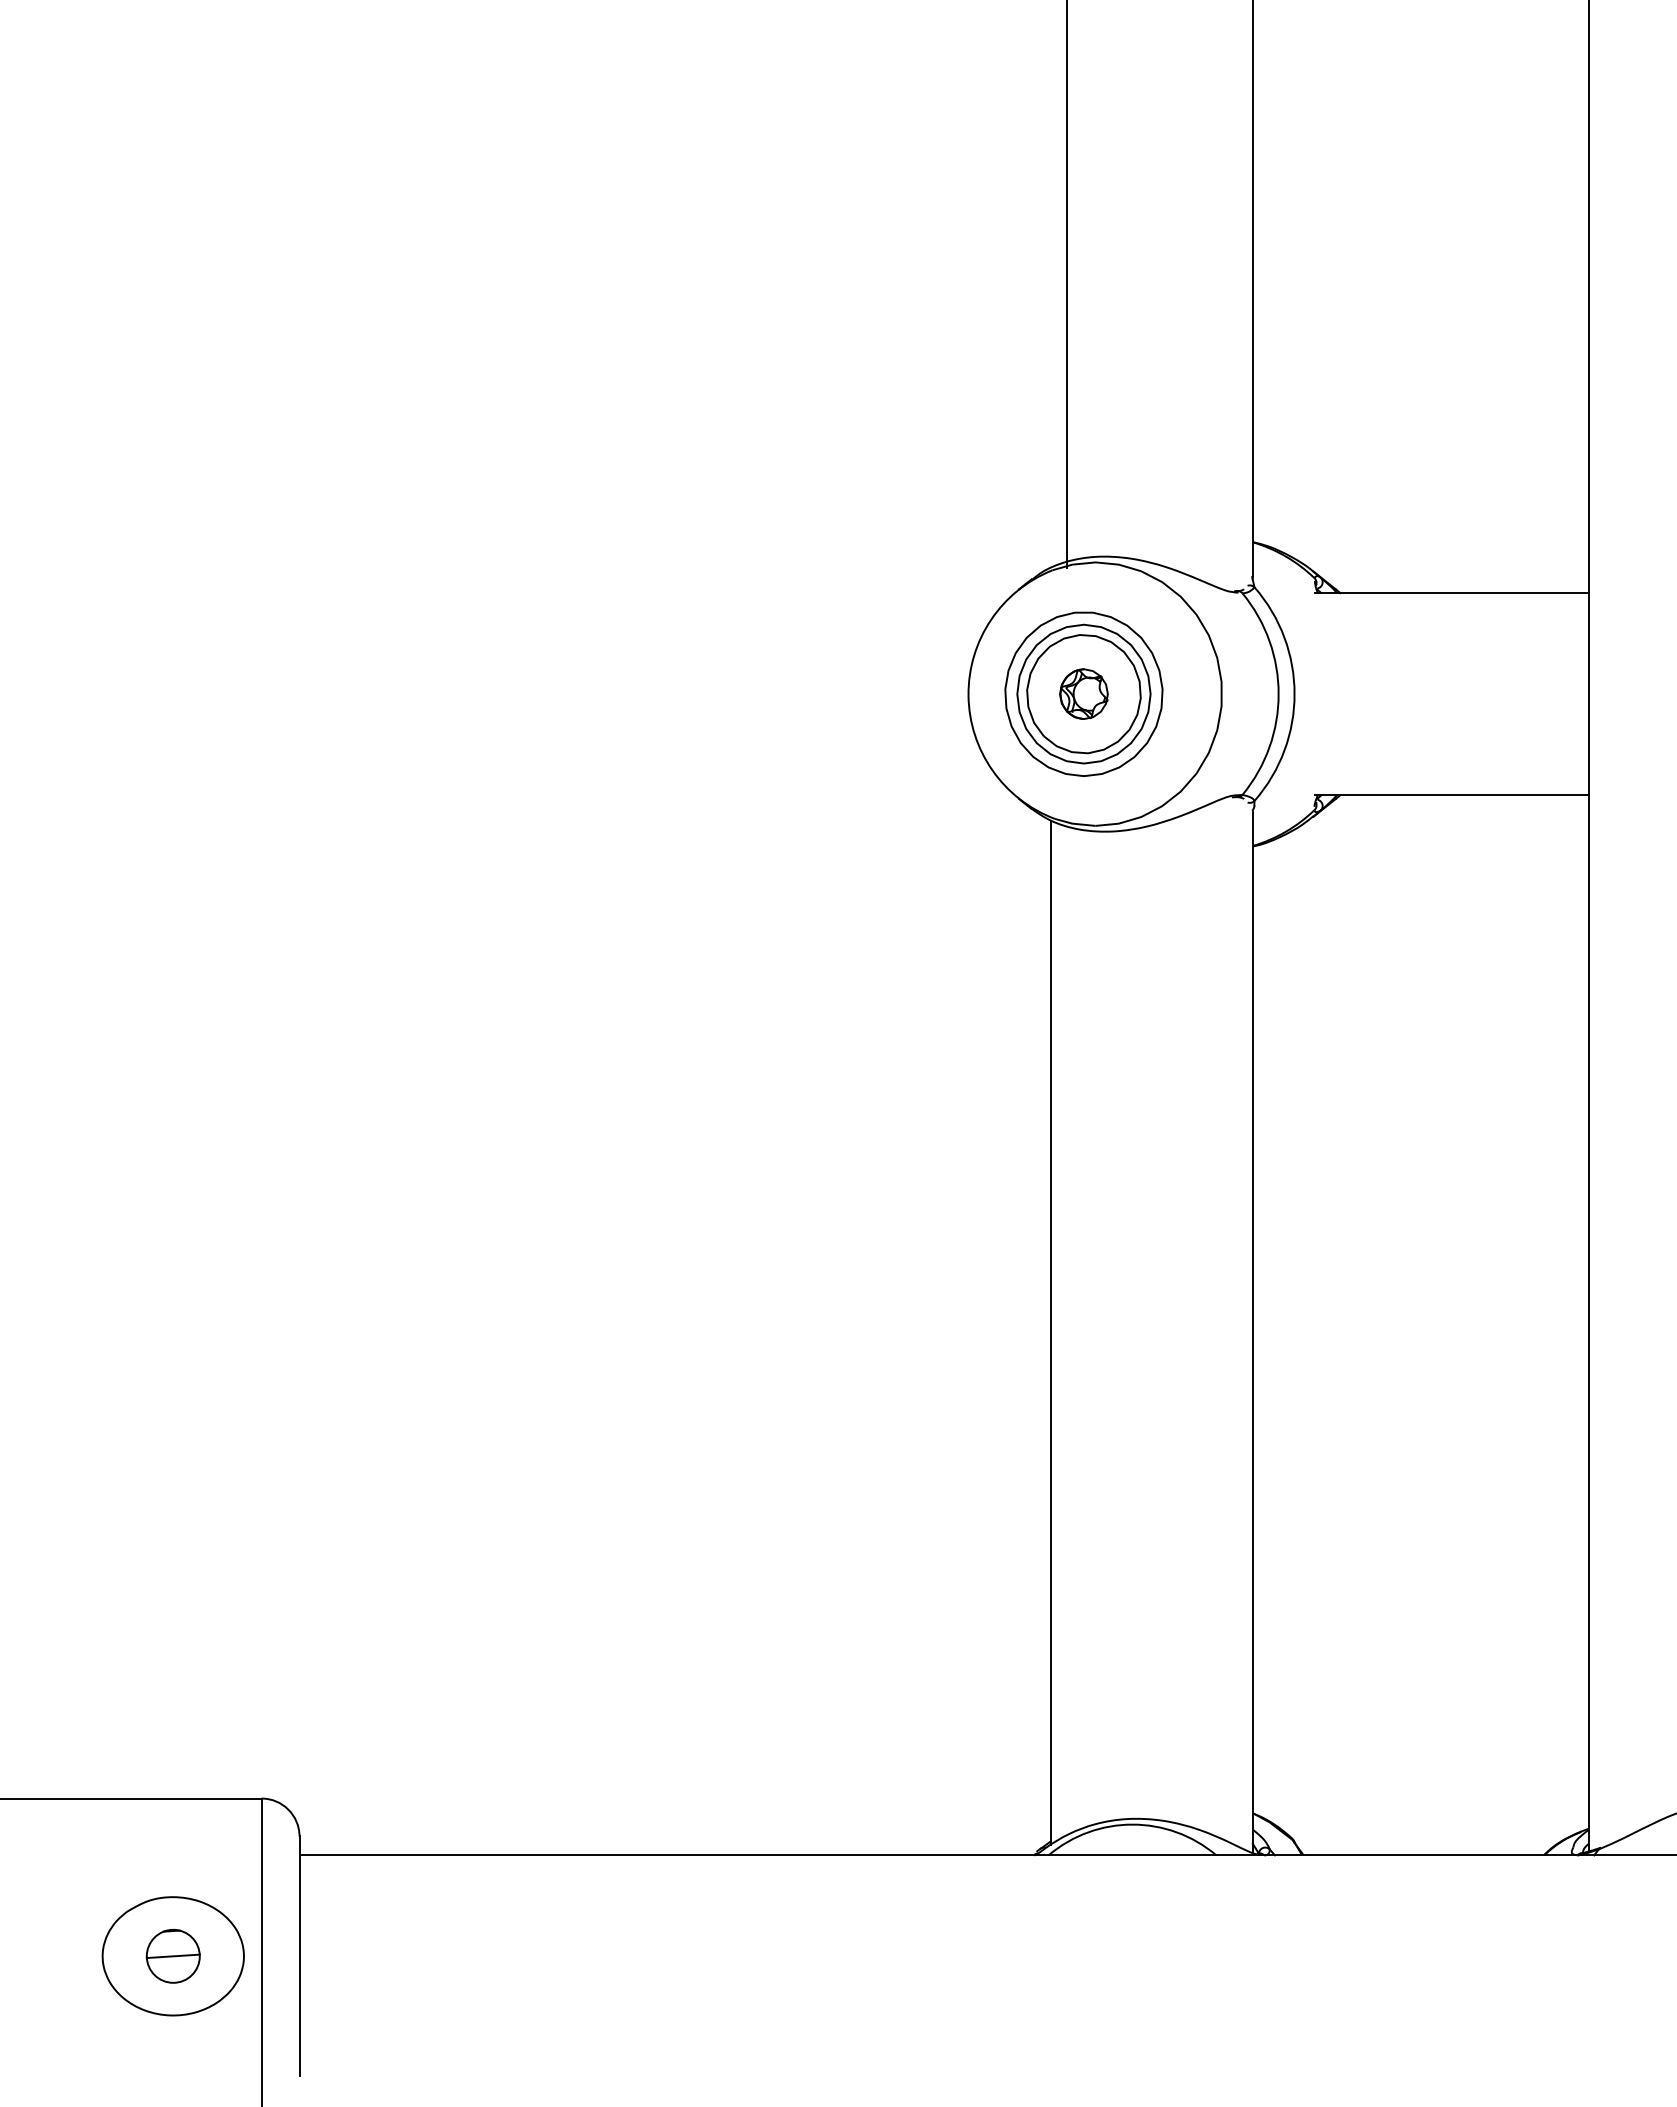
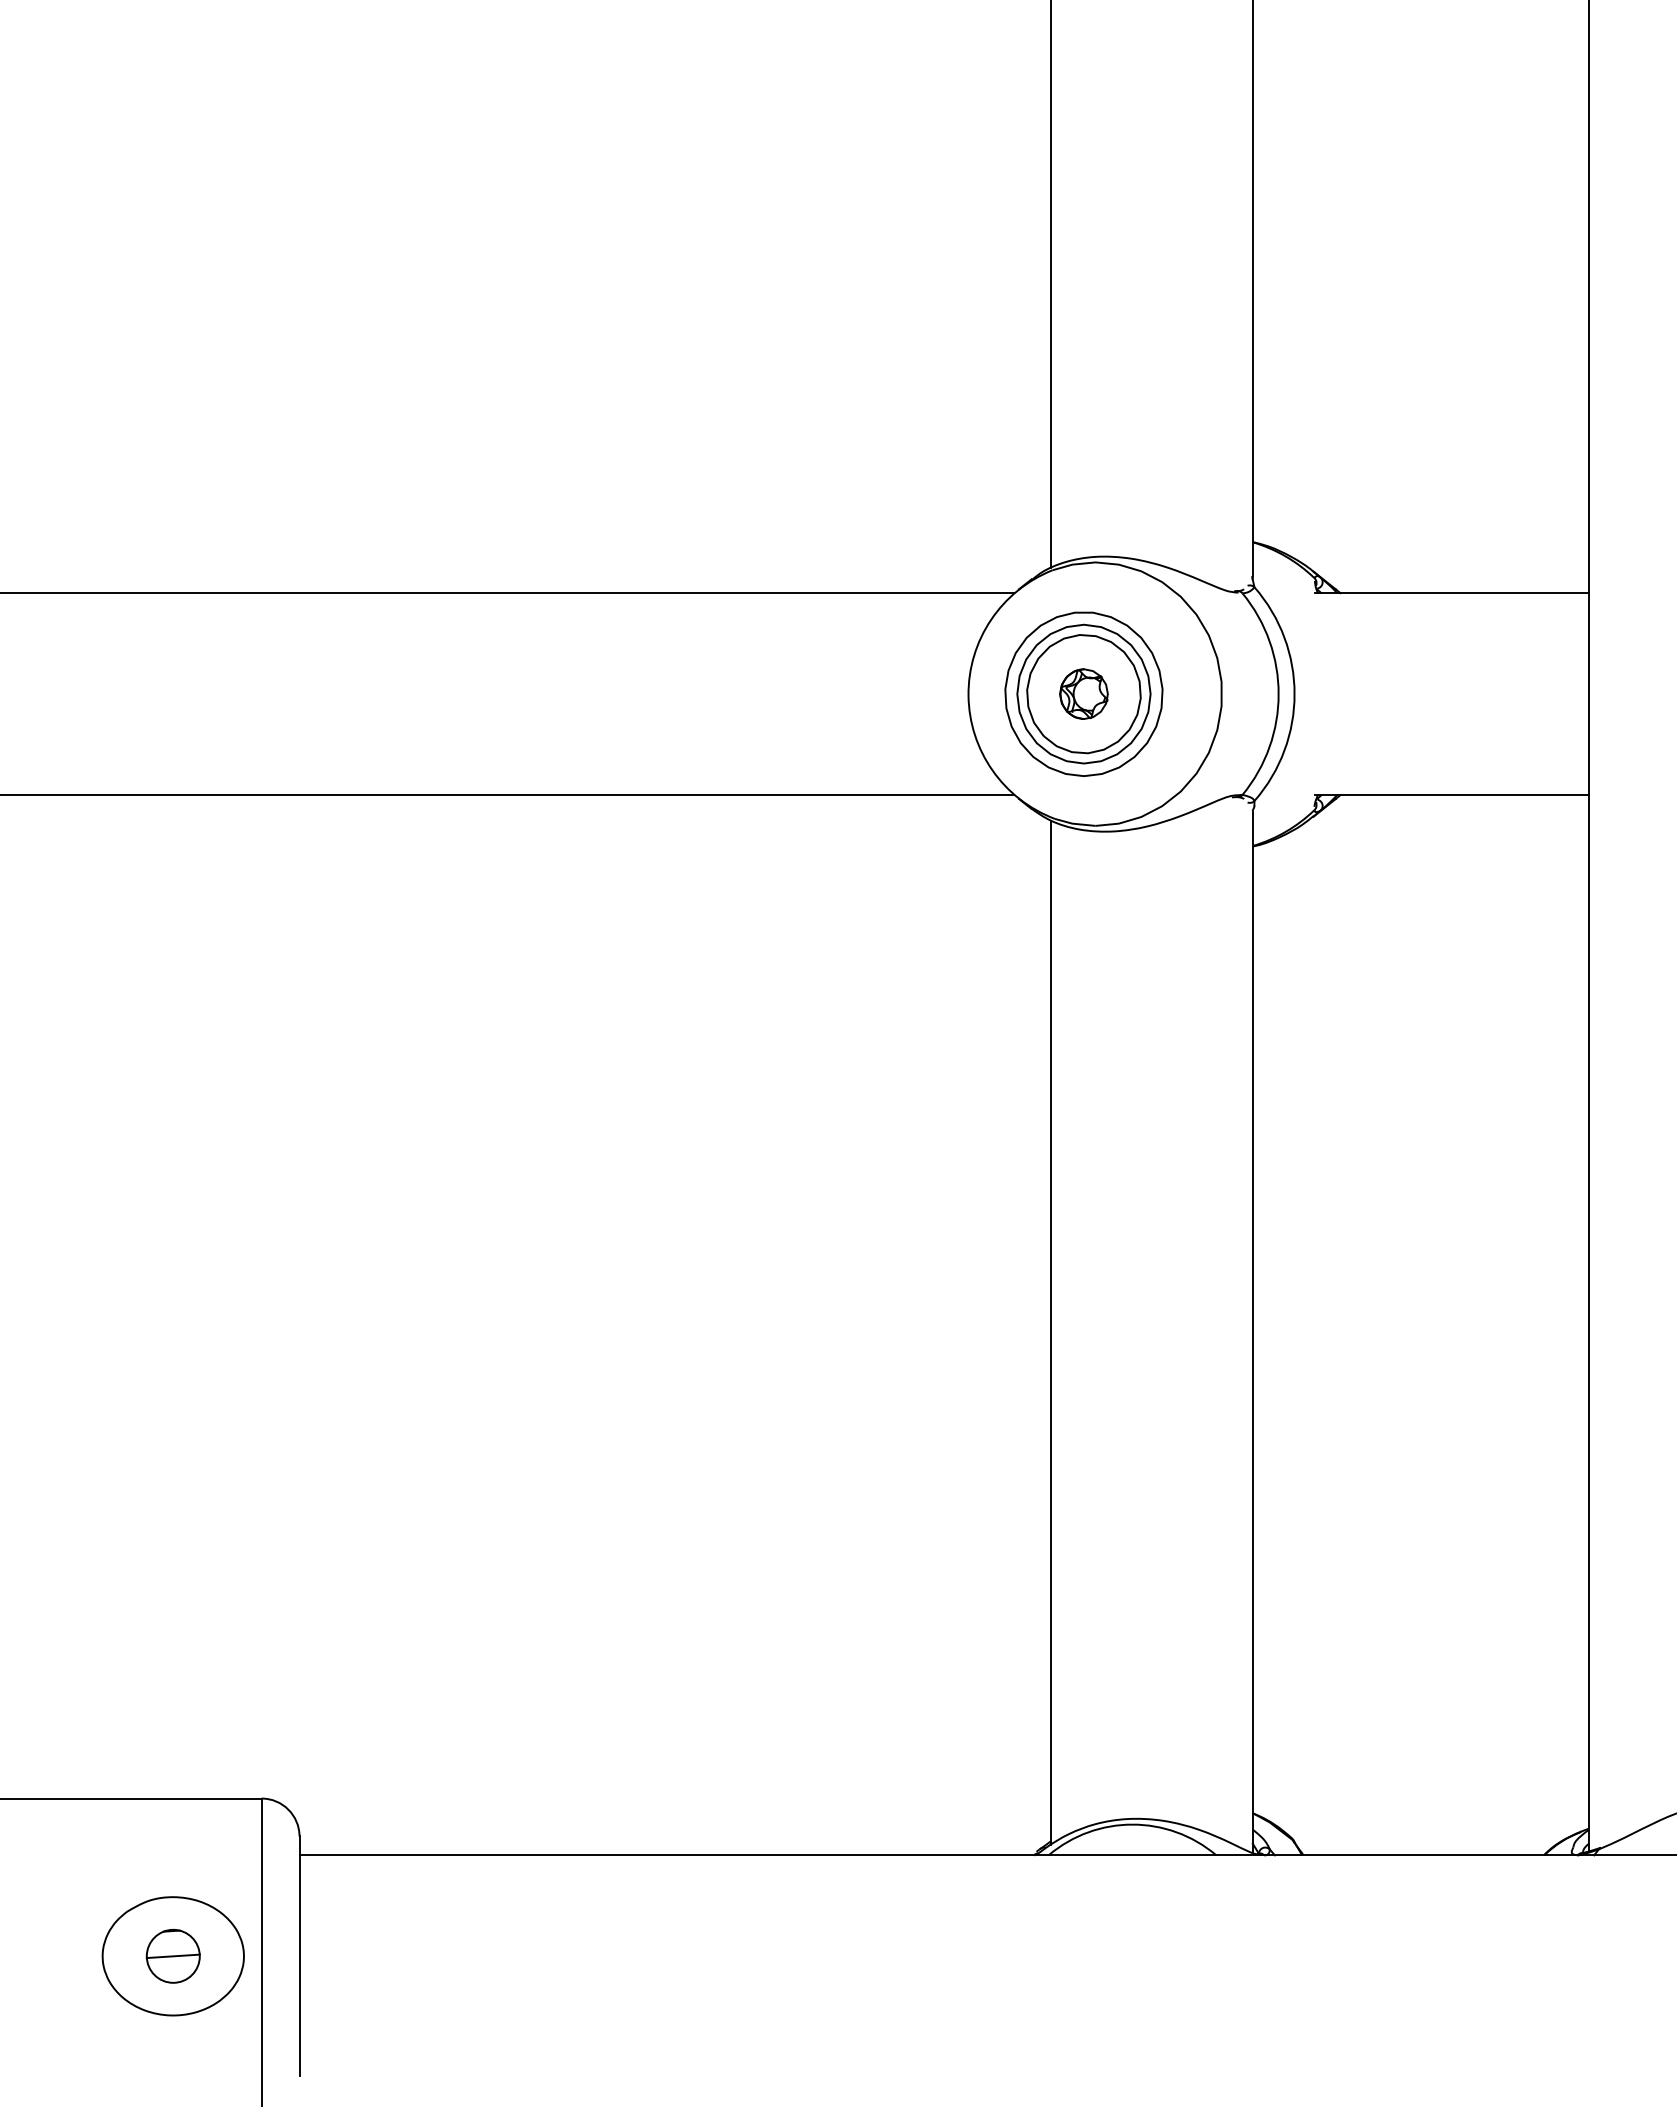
line position: (1066, 285) -> (1050, 285) (1050, 285)
line: none -> present (508, 593)
line: none -> present (508, 795)
